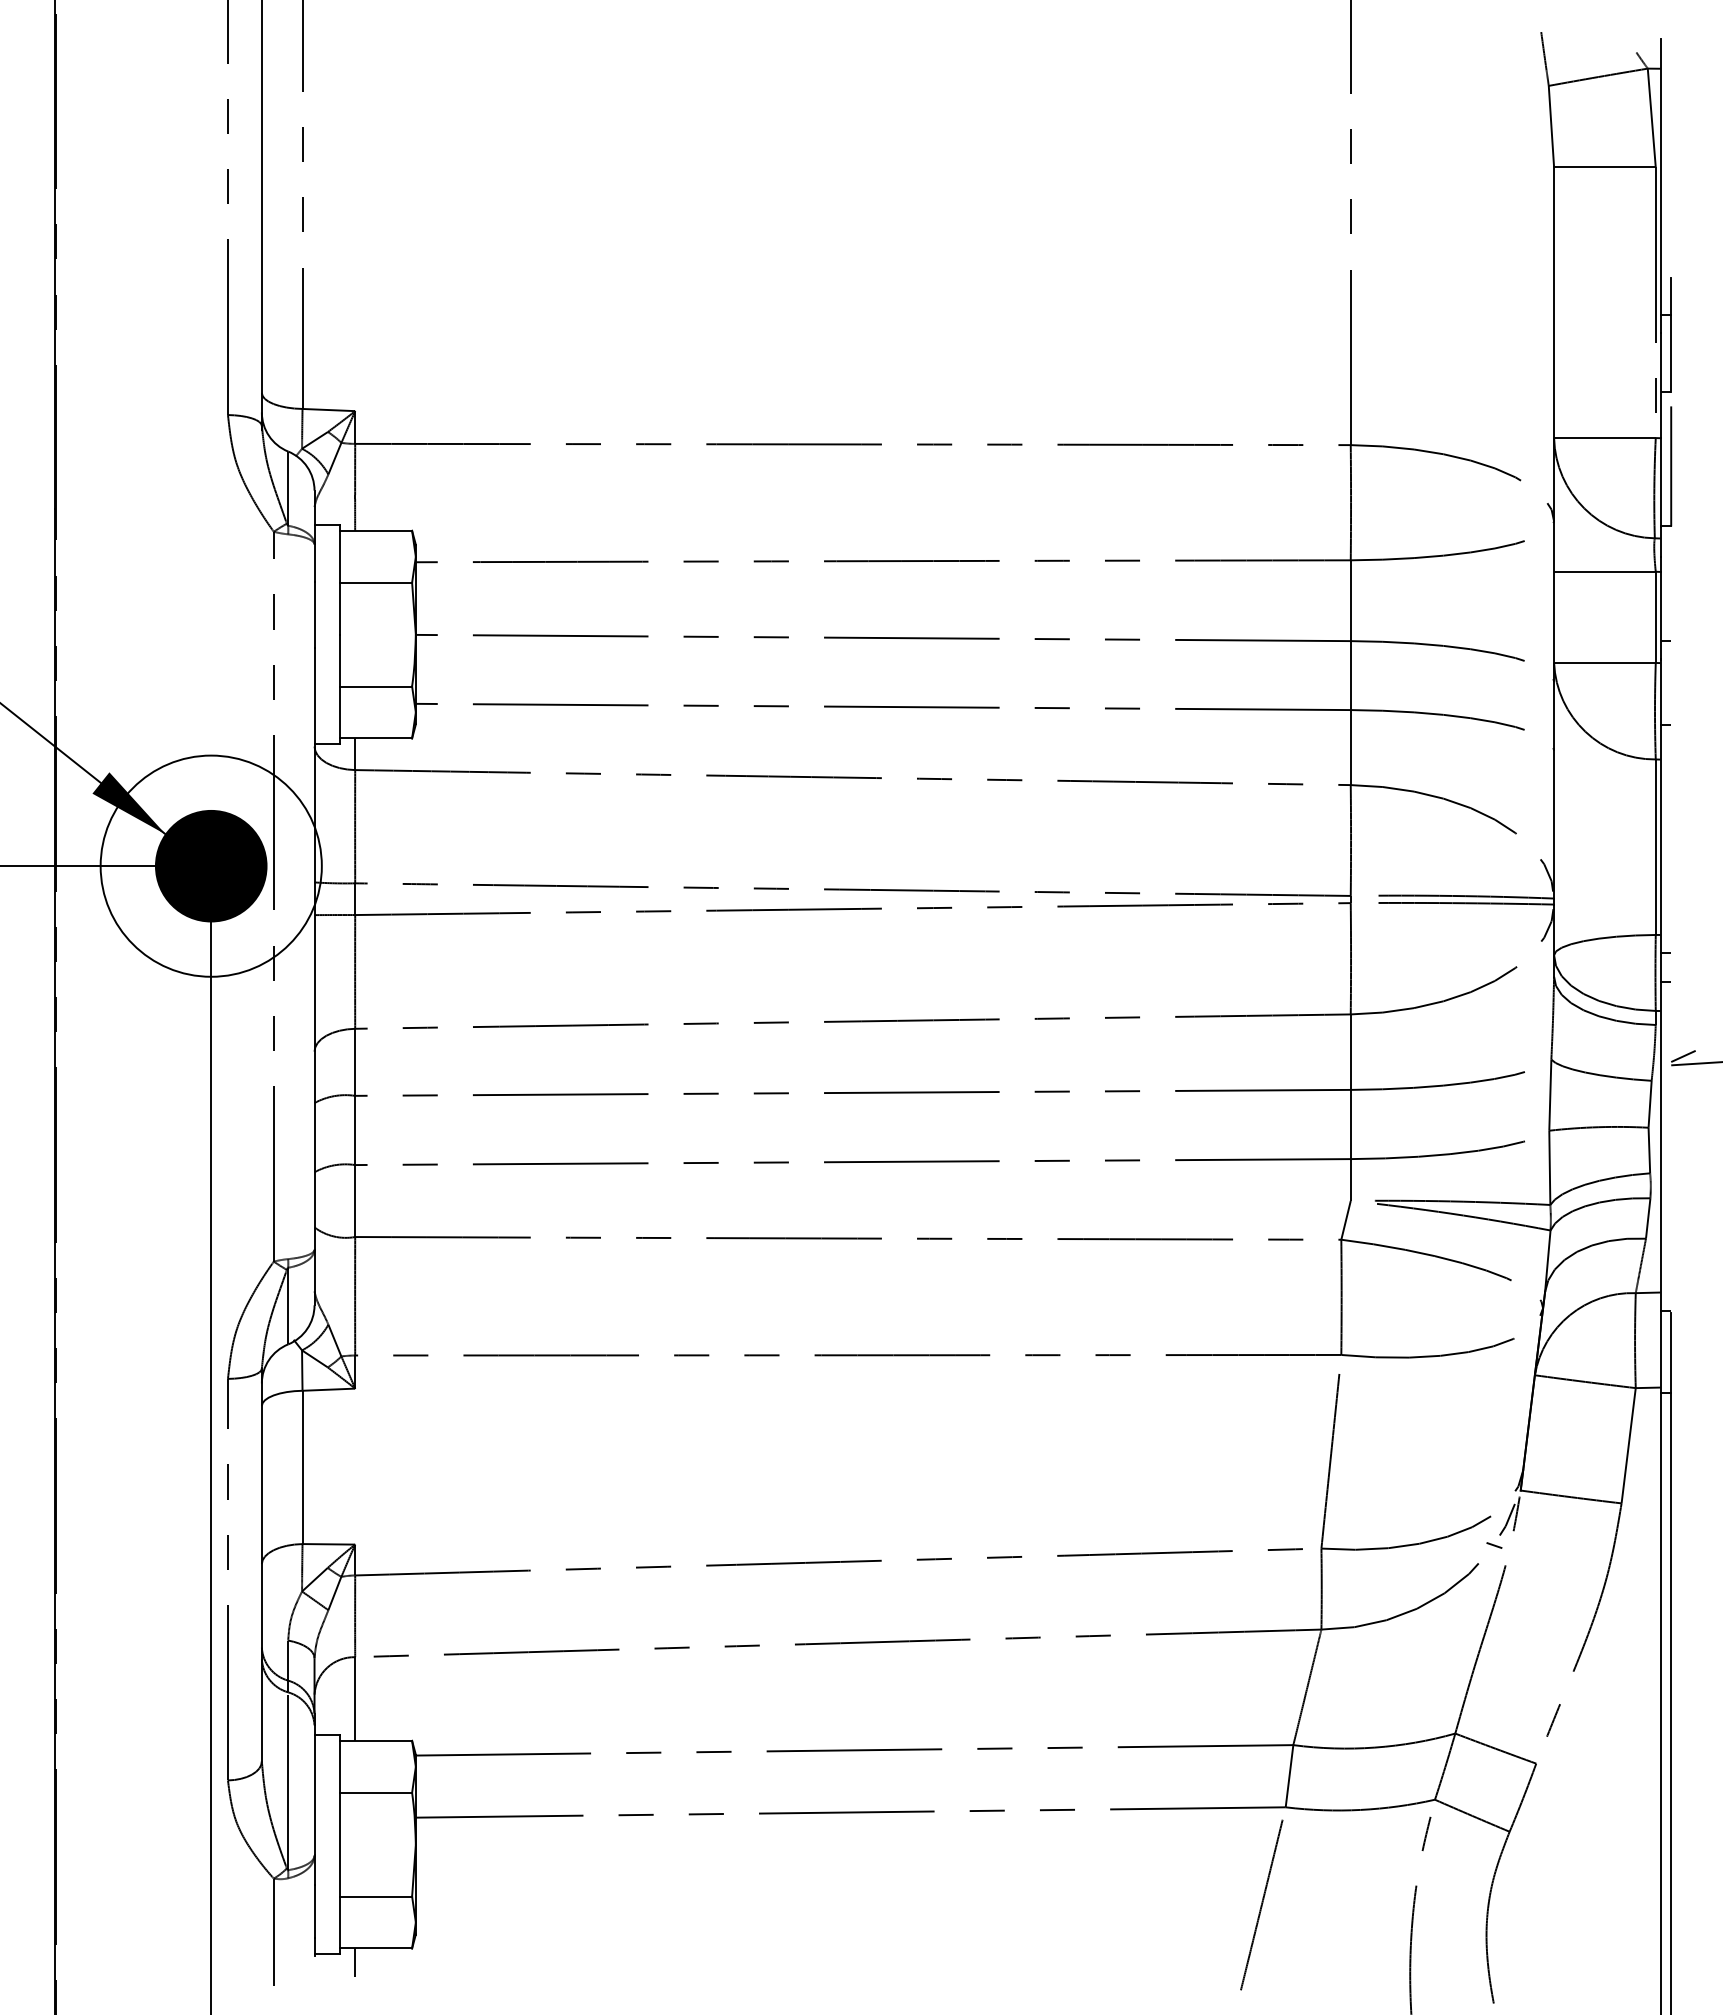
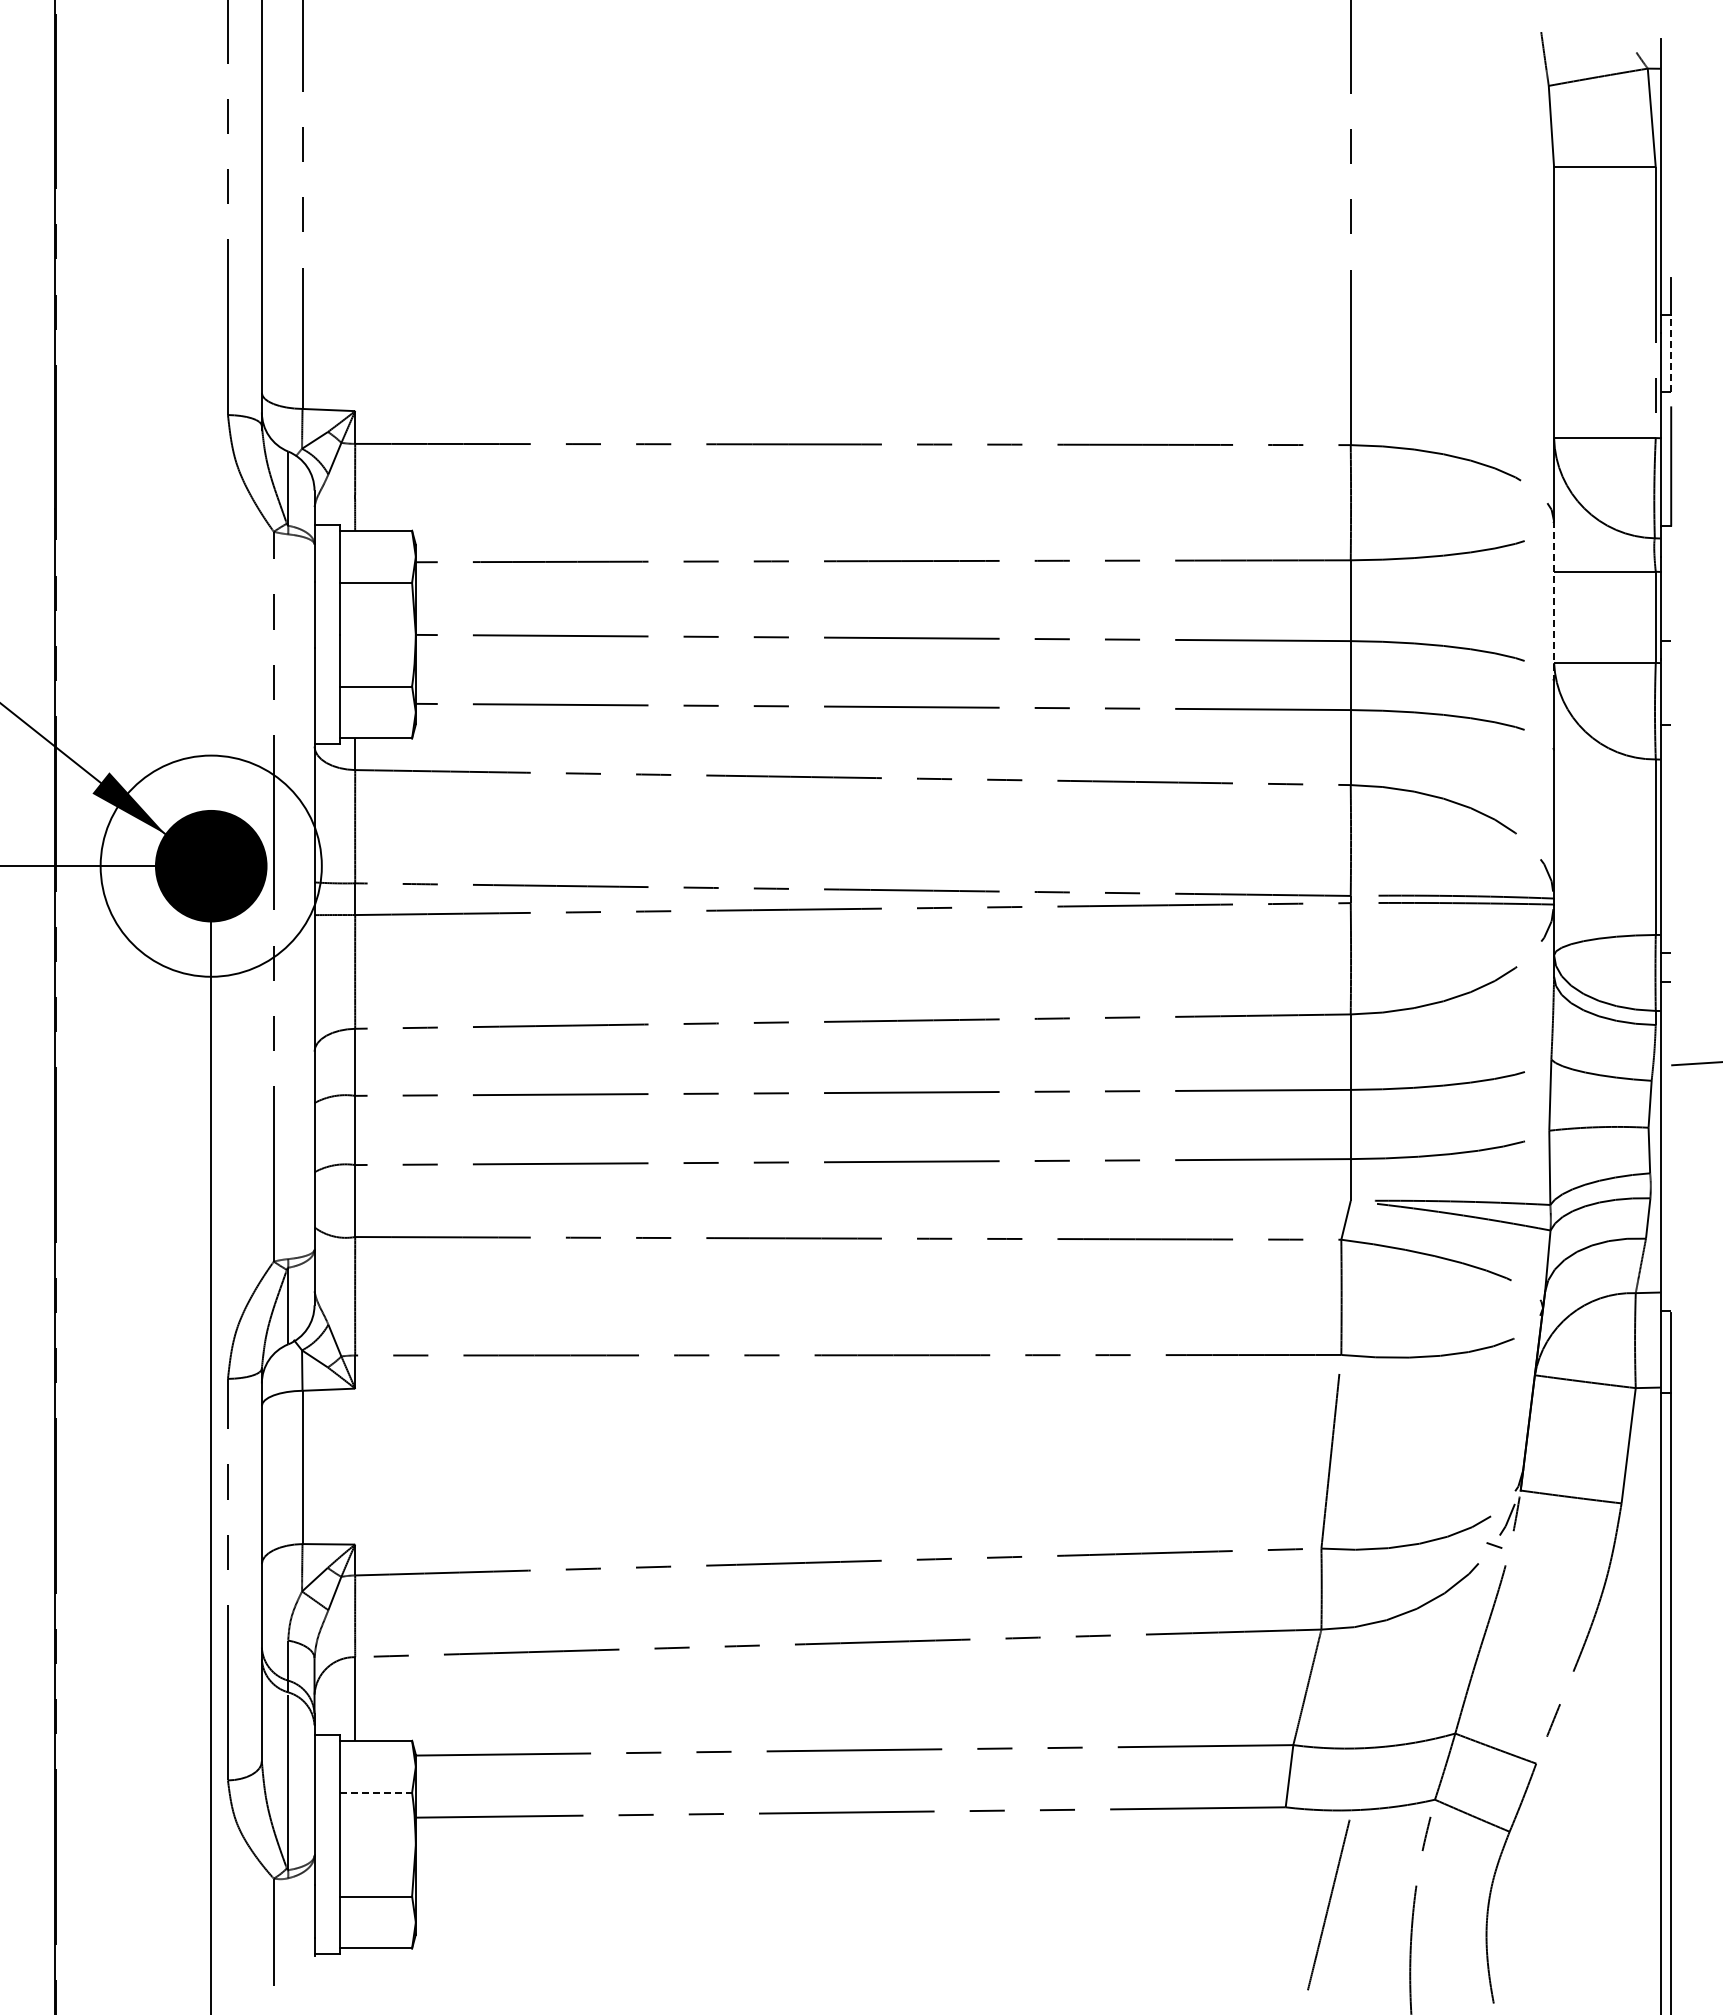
line: solid -> dashed (1671, 352)
line: solid -> dashed (1554, 601)
line: present -> none (1683, 1056)
line: solid -> dashed (376, 1792)
line position: (1261, 1904) -> (1328, 1904) (1328, 1904)
line: present -> none (355, 1962)
